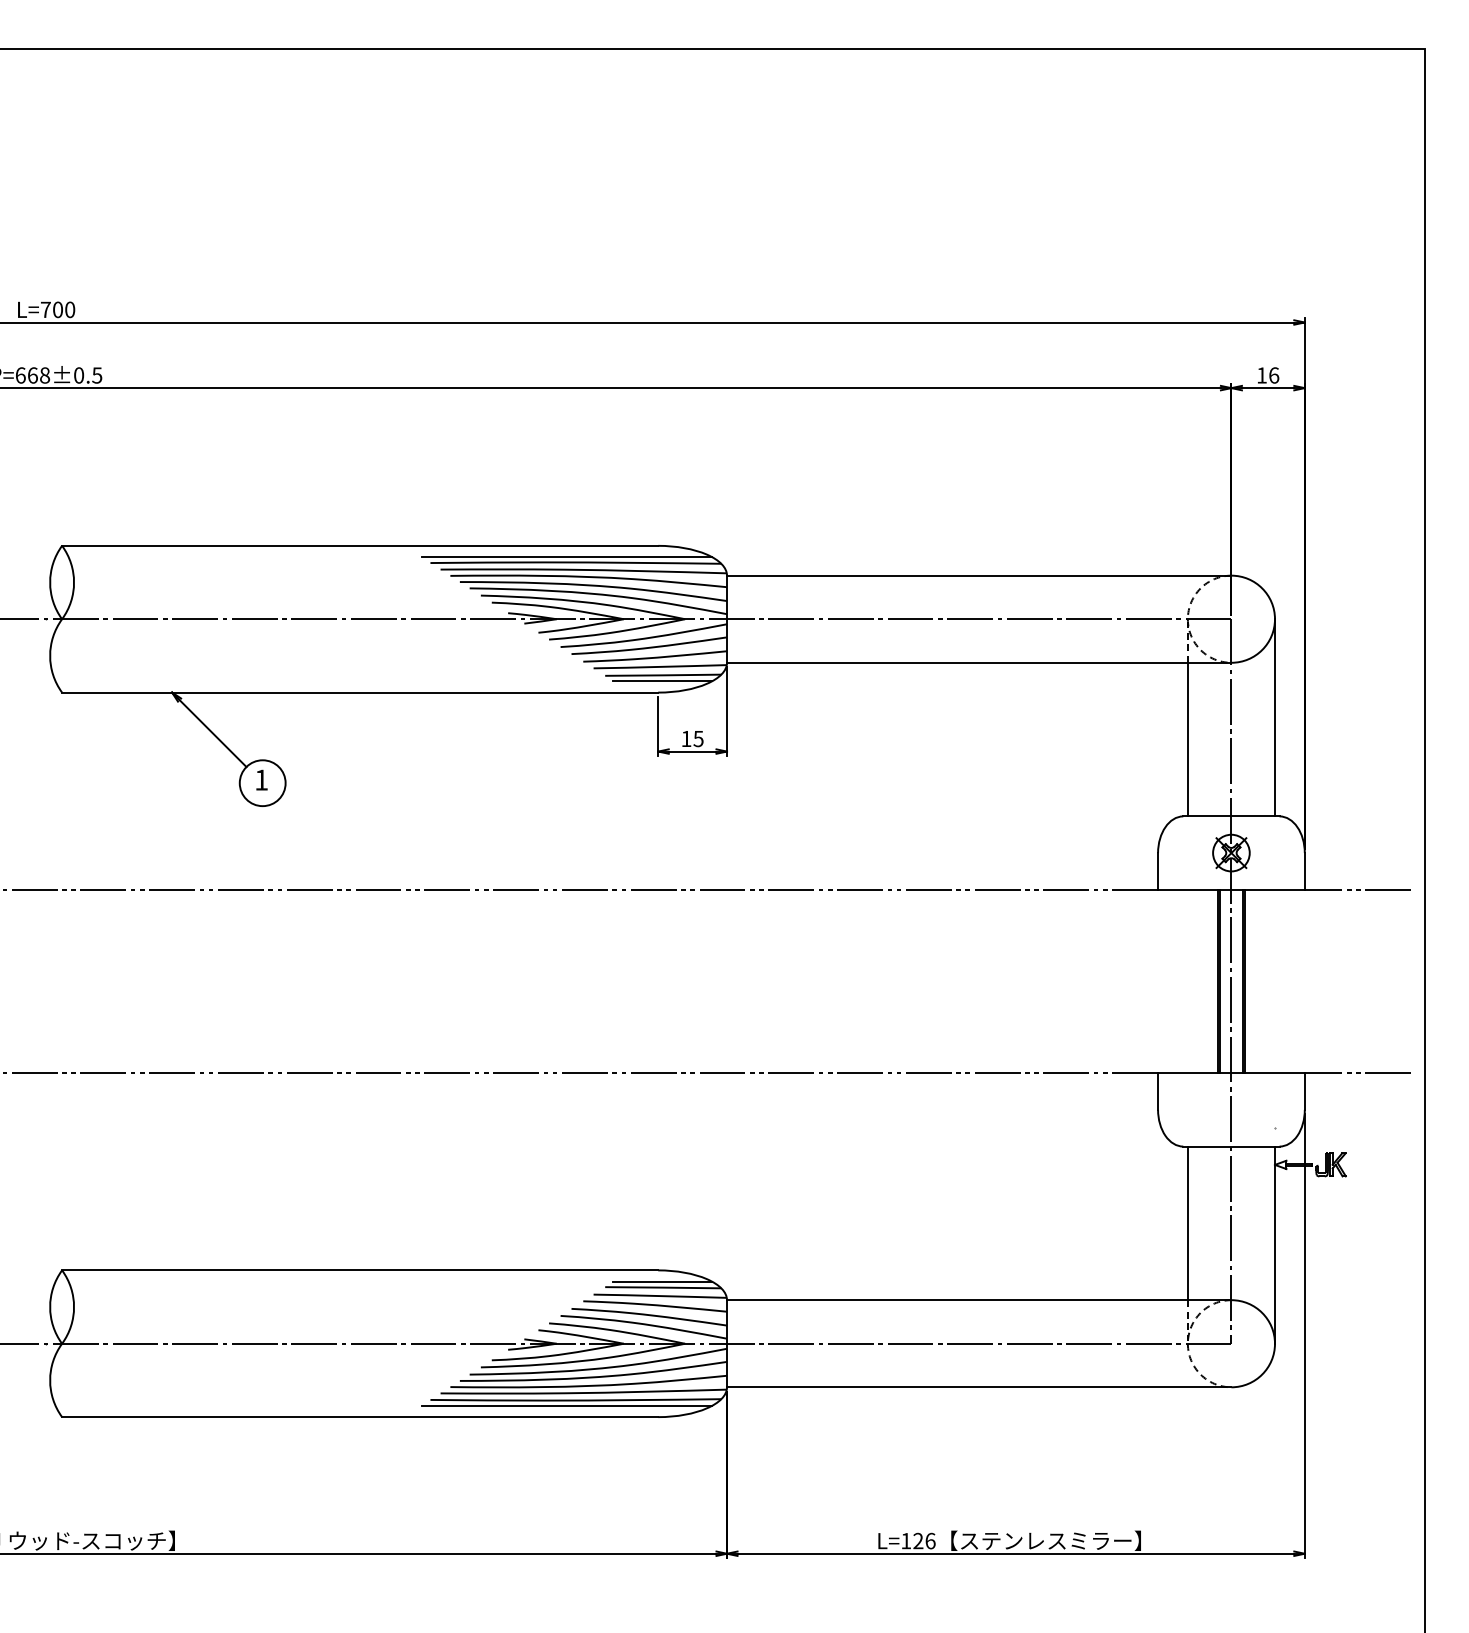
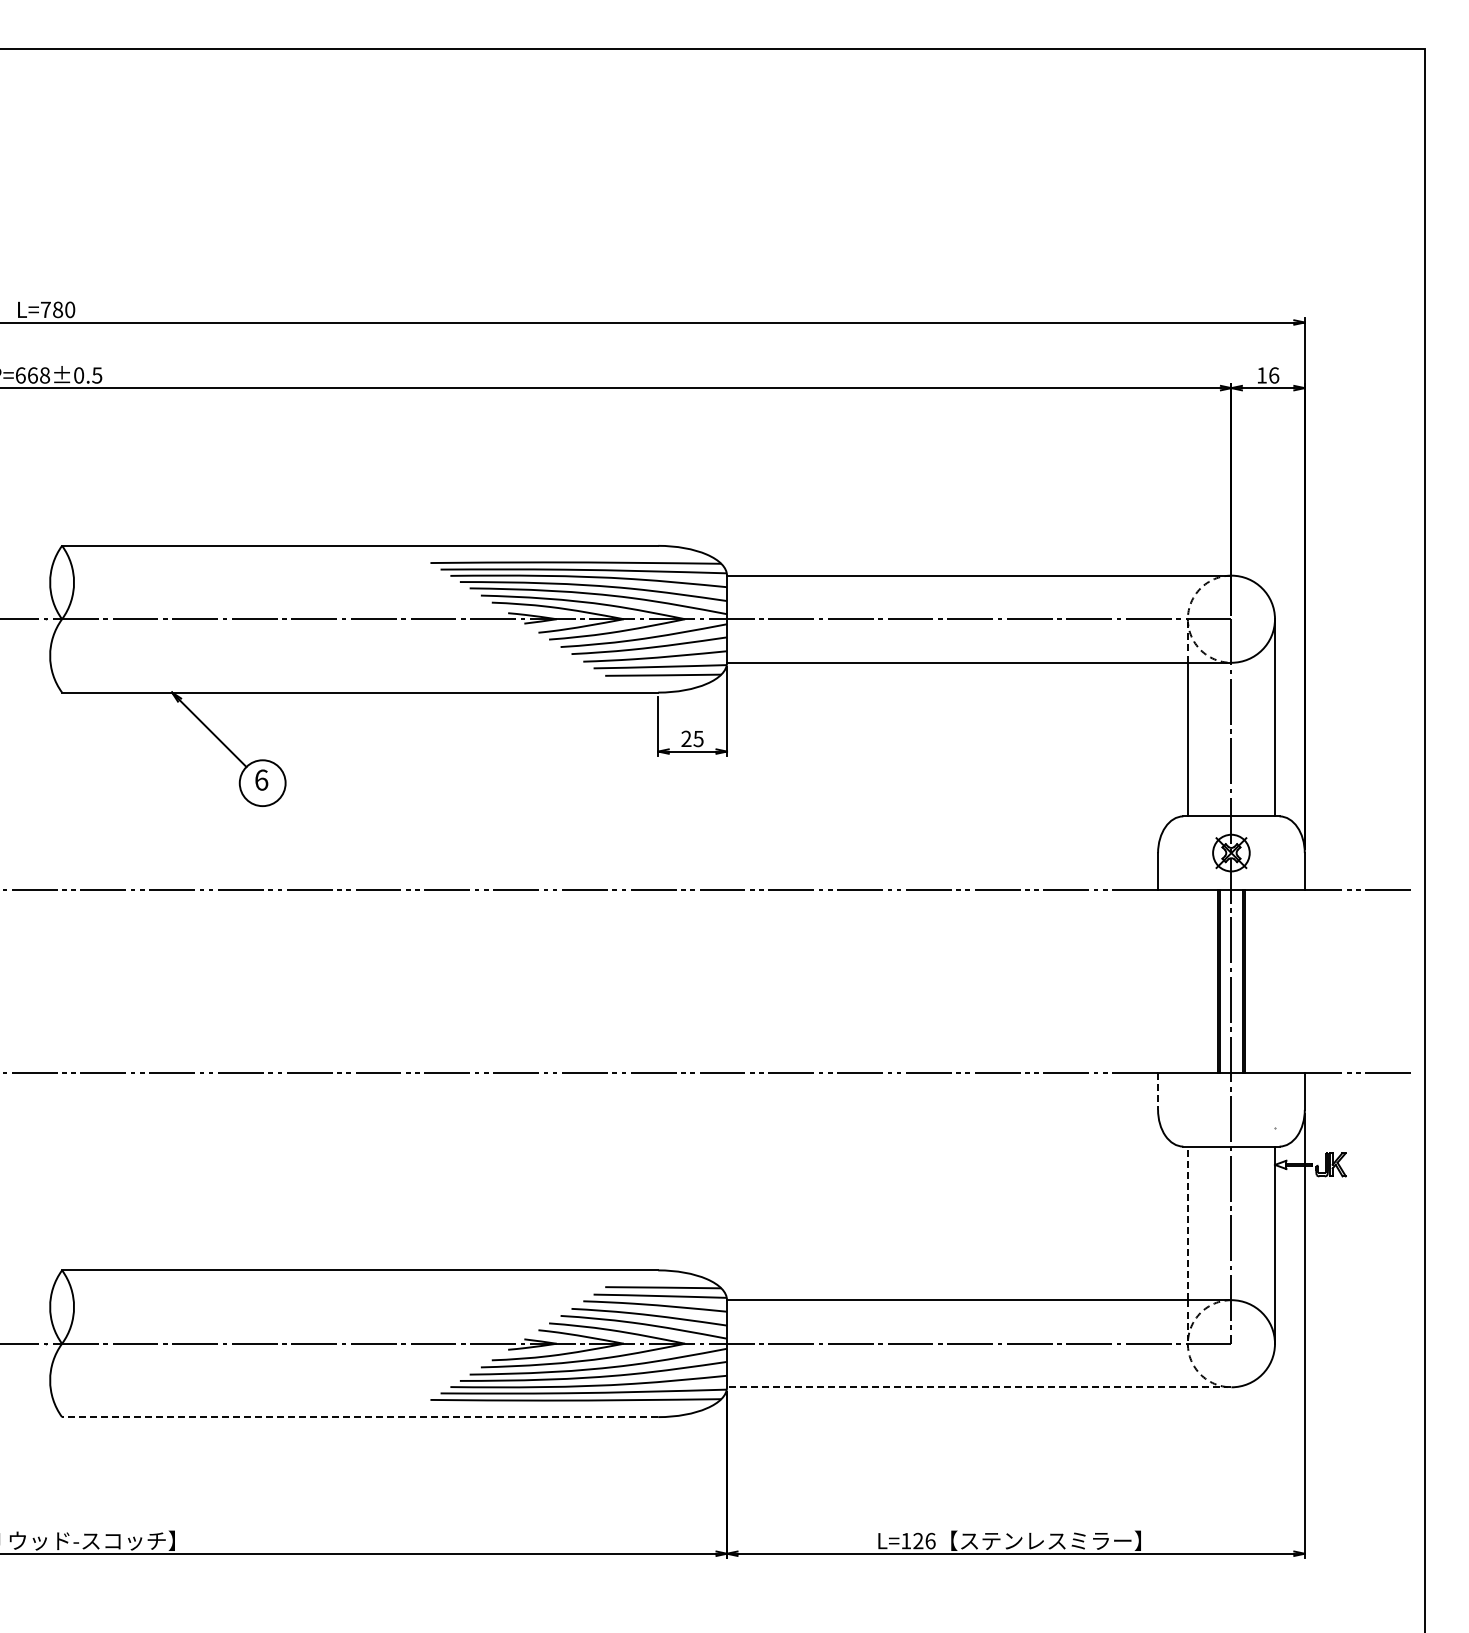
text: L=700 -> L=780 (58, 309)
line: present -> none (566, 557)
line: present -> none (662, 681)
text: 15 -> 25 (686, 738)
text: 1 -> 6 (261, 779)
line: solid -> dashed (1158, 1092)
line: solid -> dashed (1187, 1223)
line: present -> none (662, 1281)
line: solid -> dashed (978, 1387)
line: present -> none (566, 1405)
line: solid -> dashed (359, 1417)
